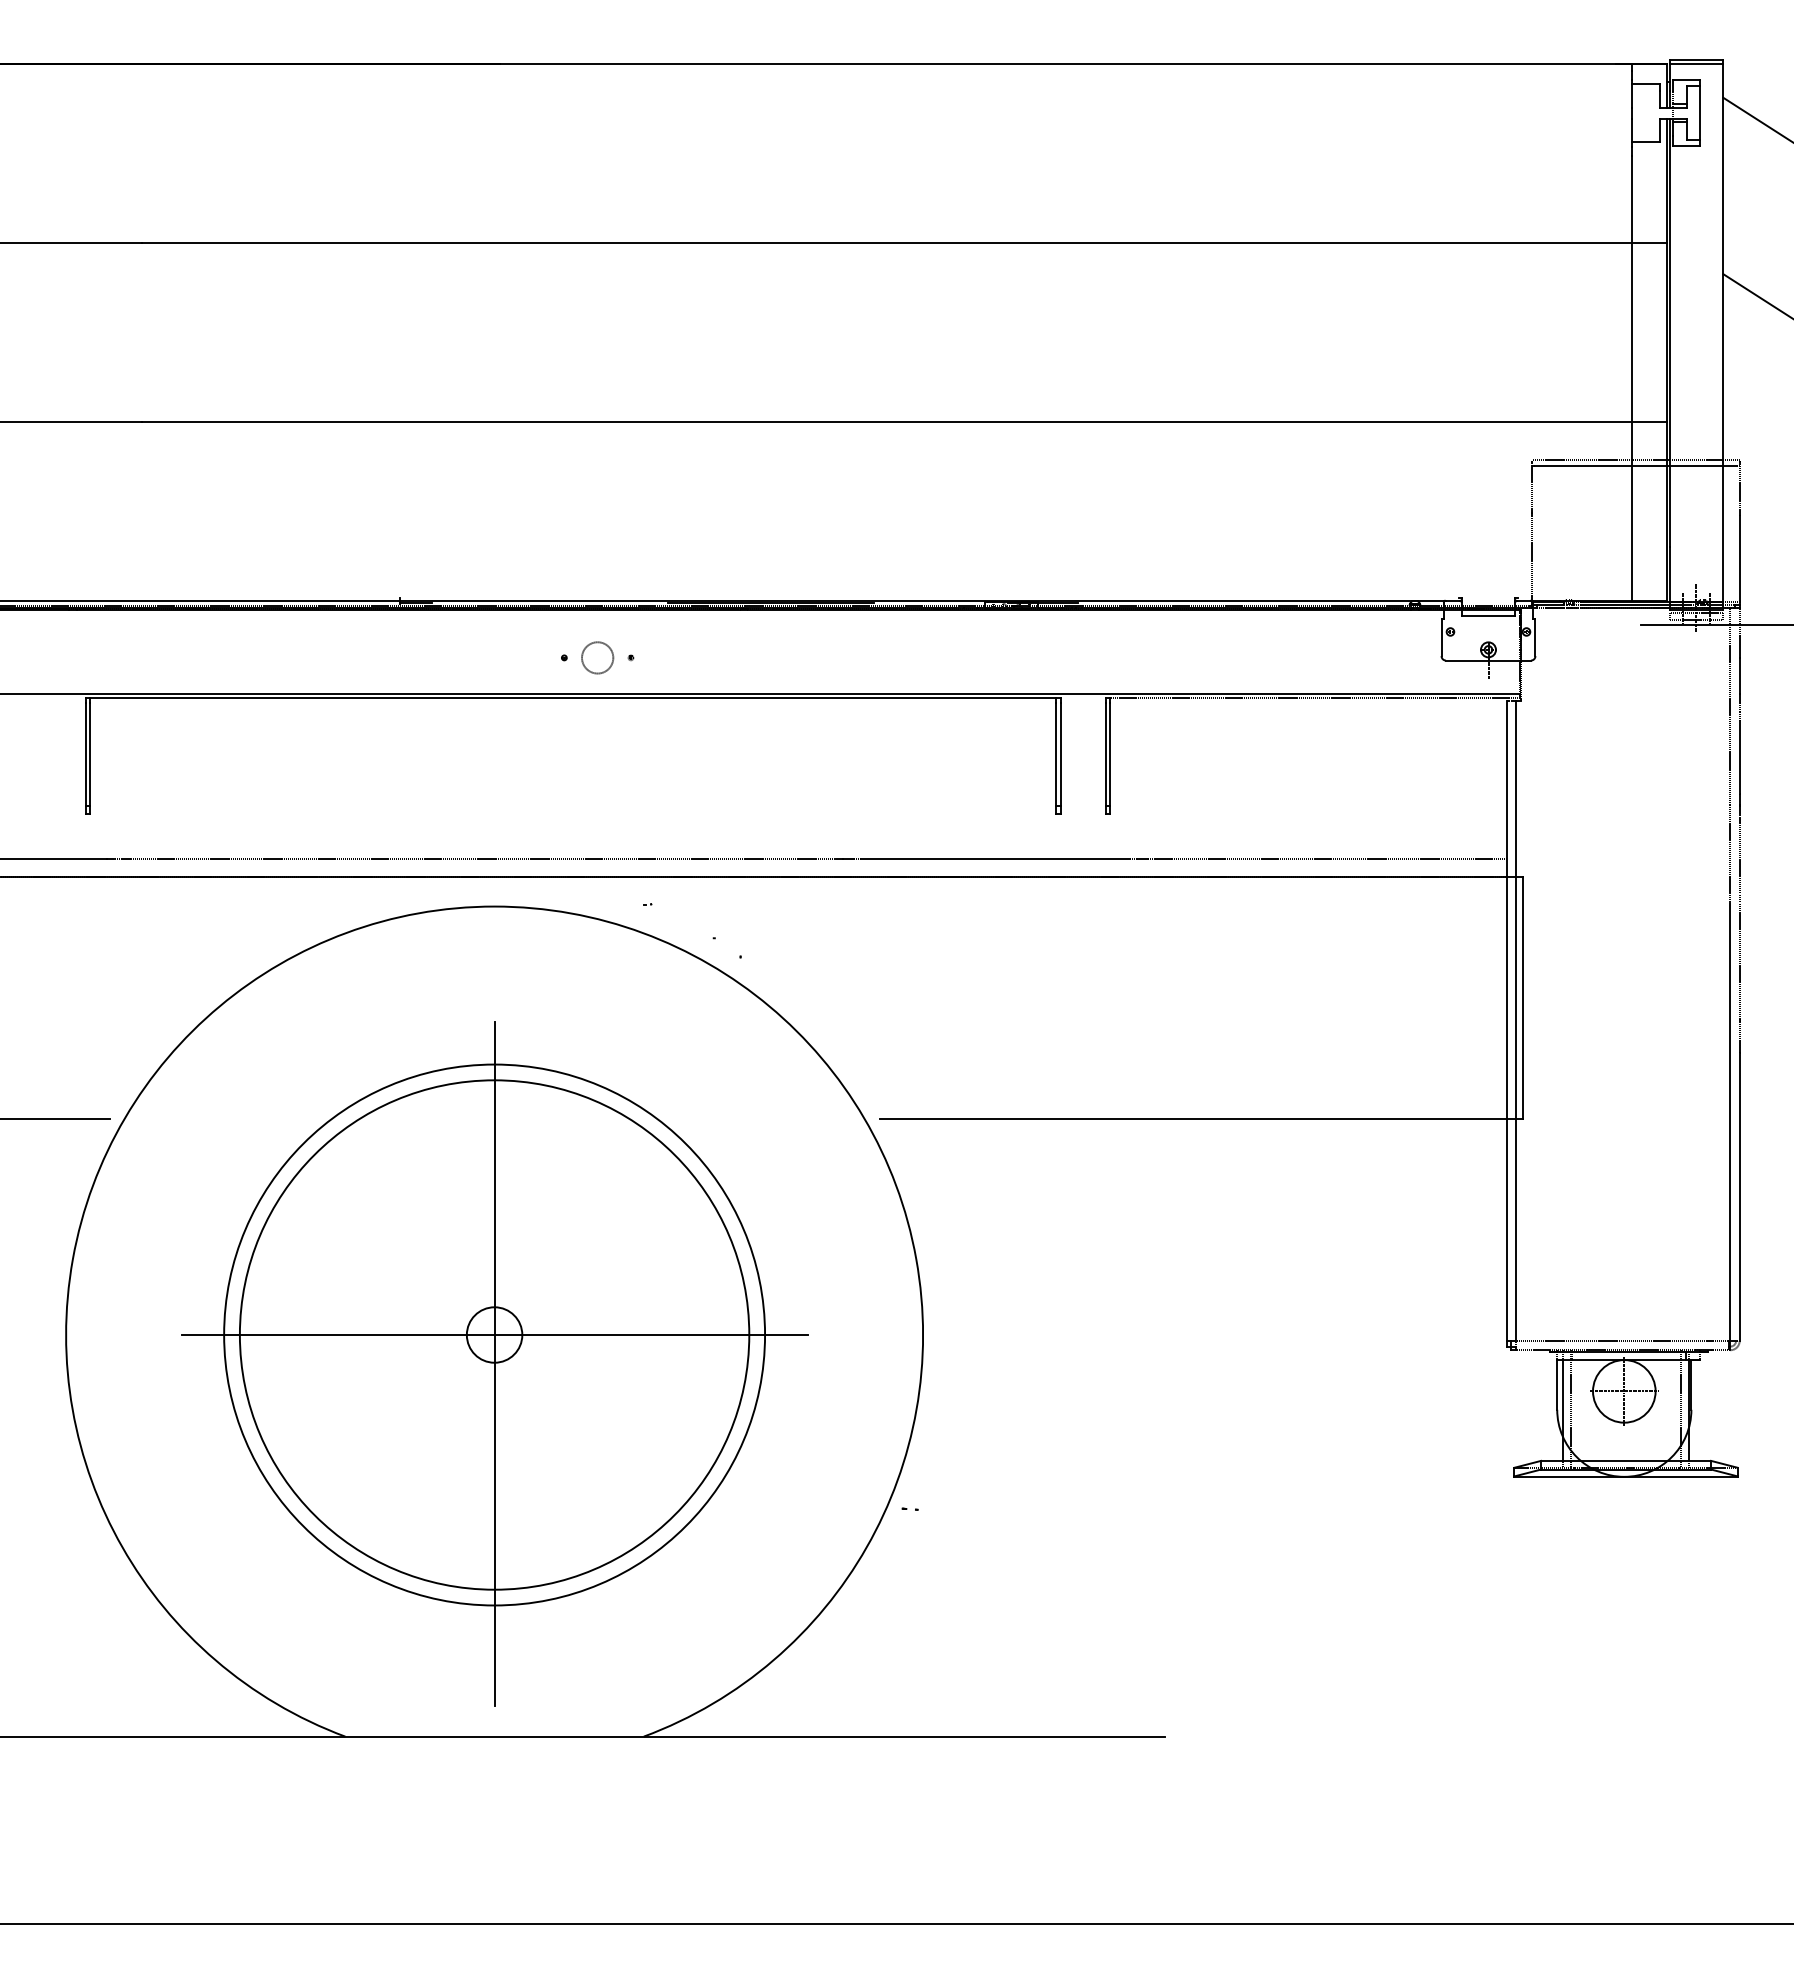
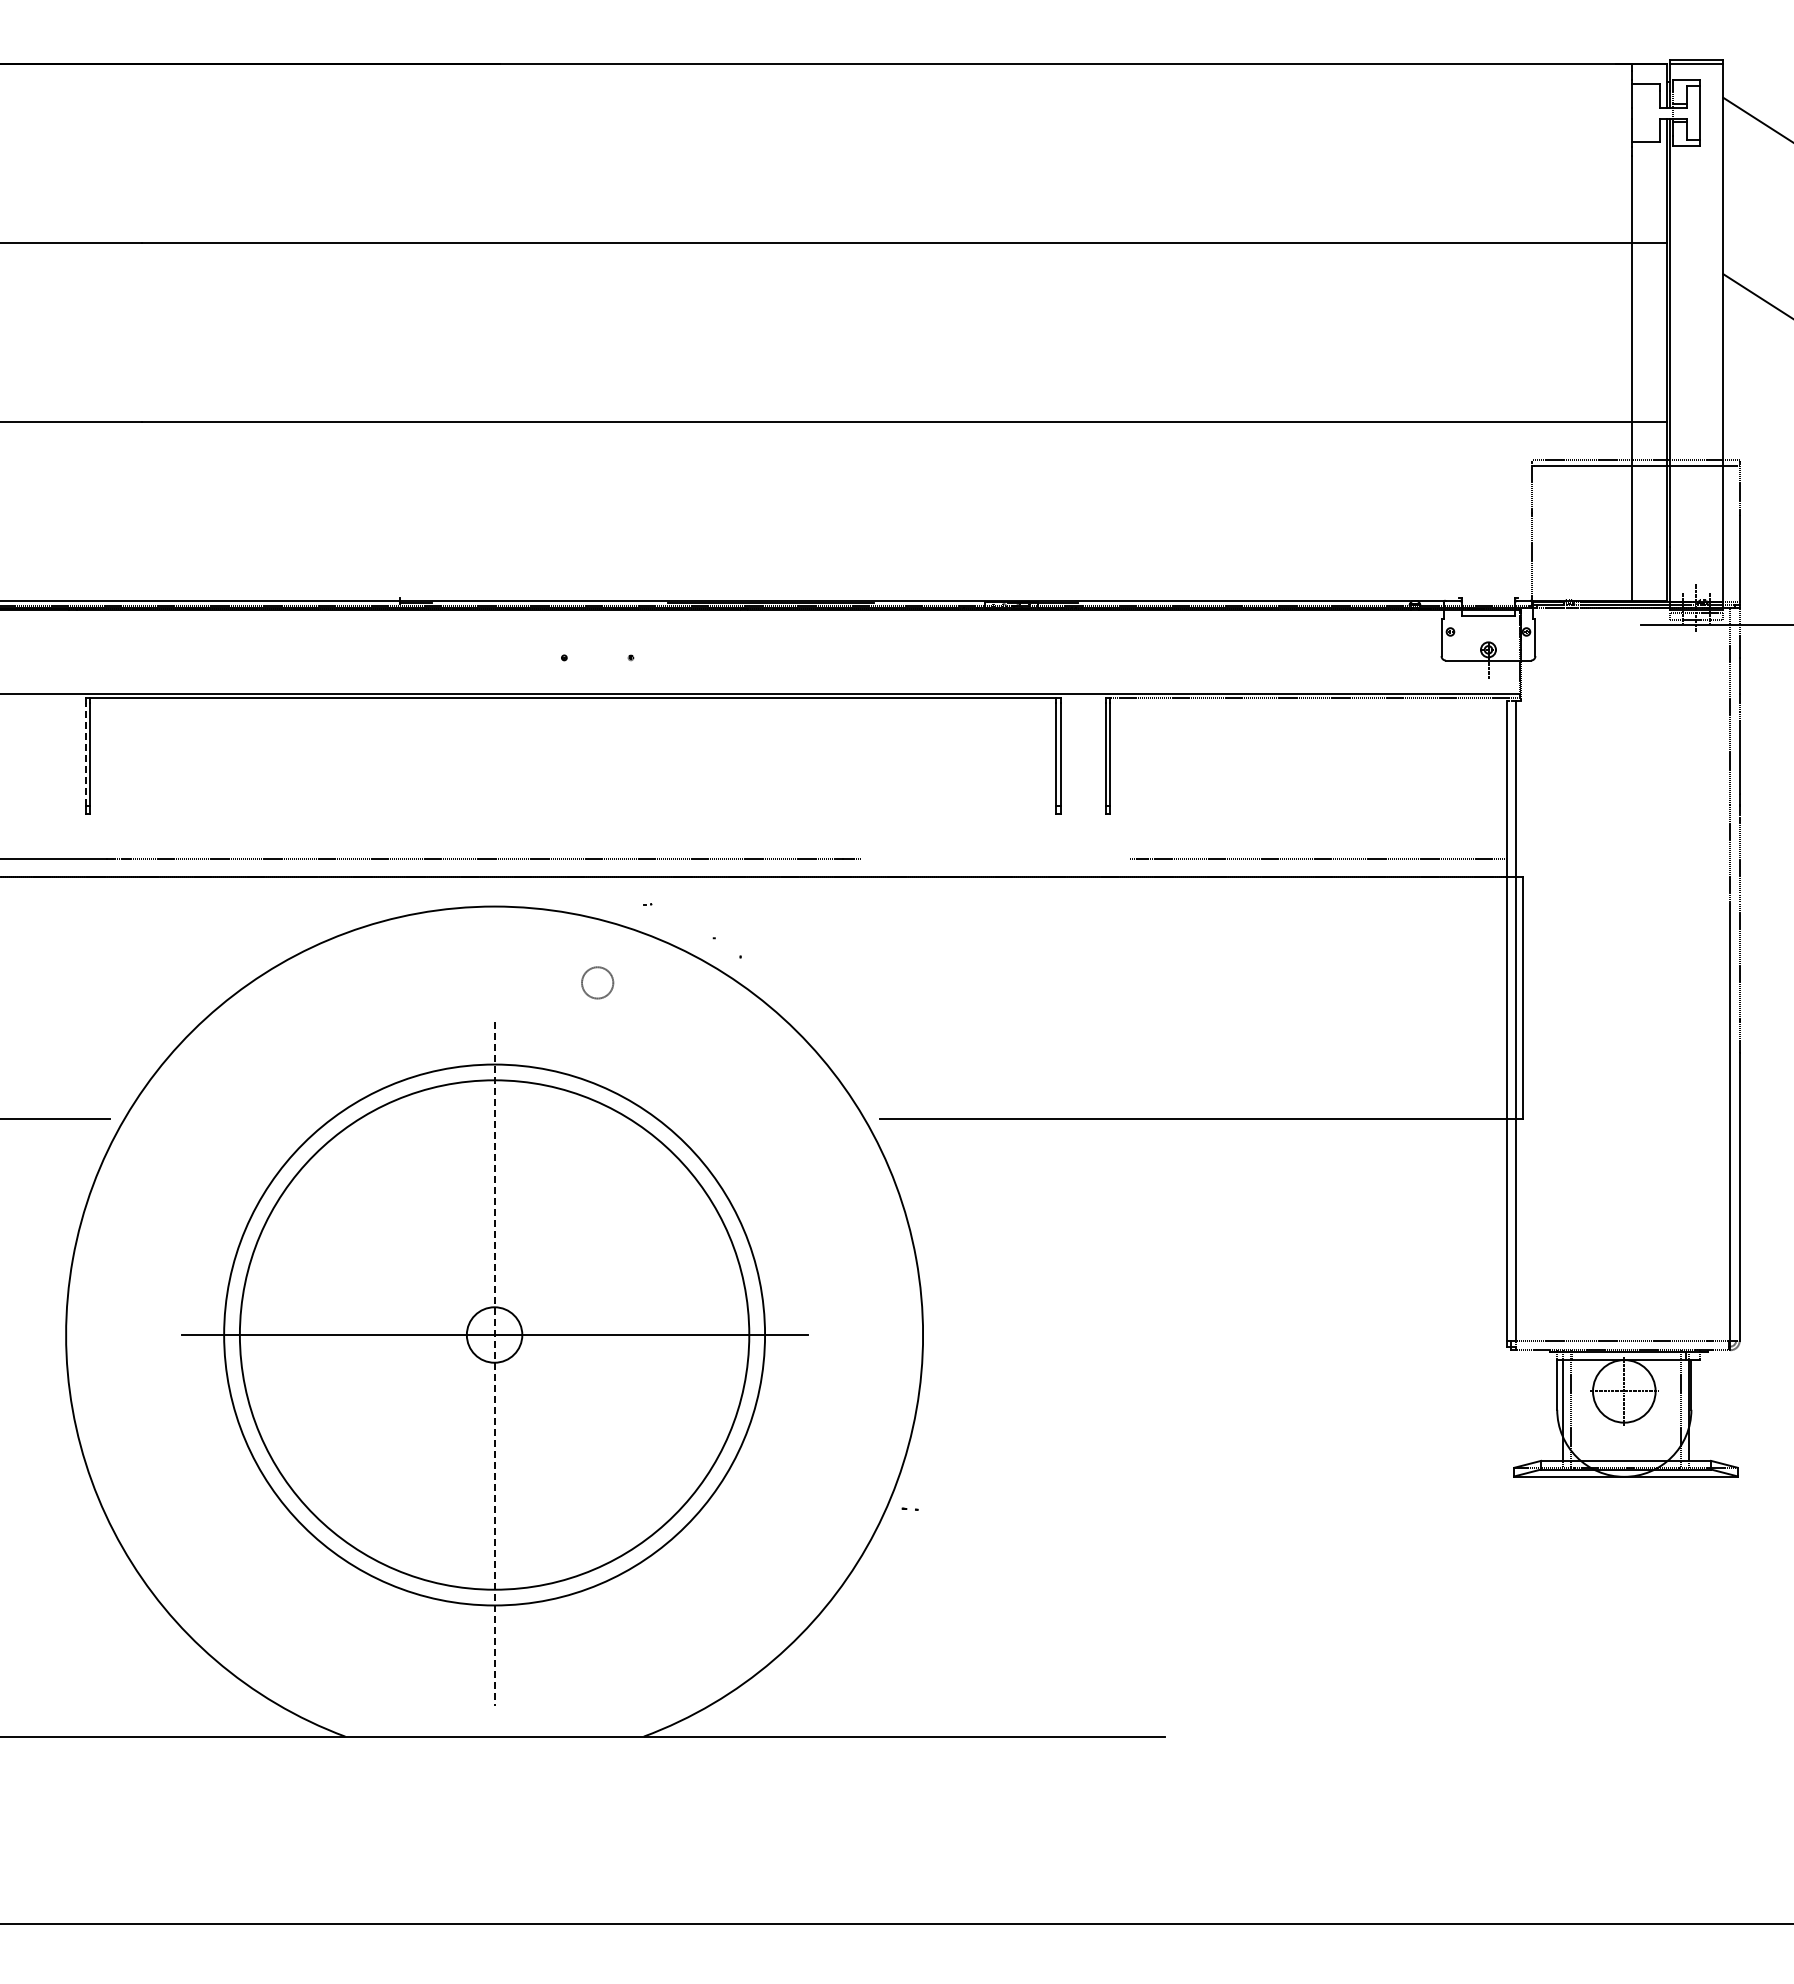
part position: (597, 657) -> (597, 982) (597, 982)
line: solid -> dashed (85, 753)
line: present -> none (995, 859)
line: solid -> dashed (494, 1363)
